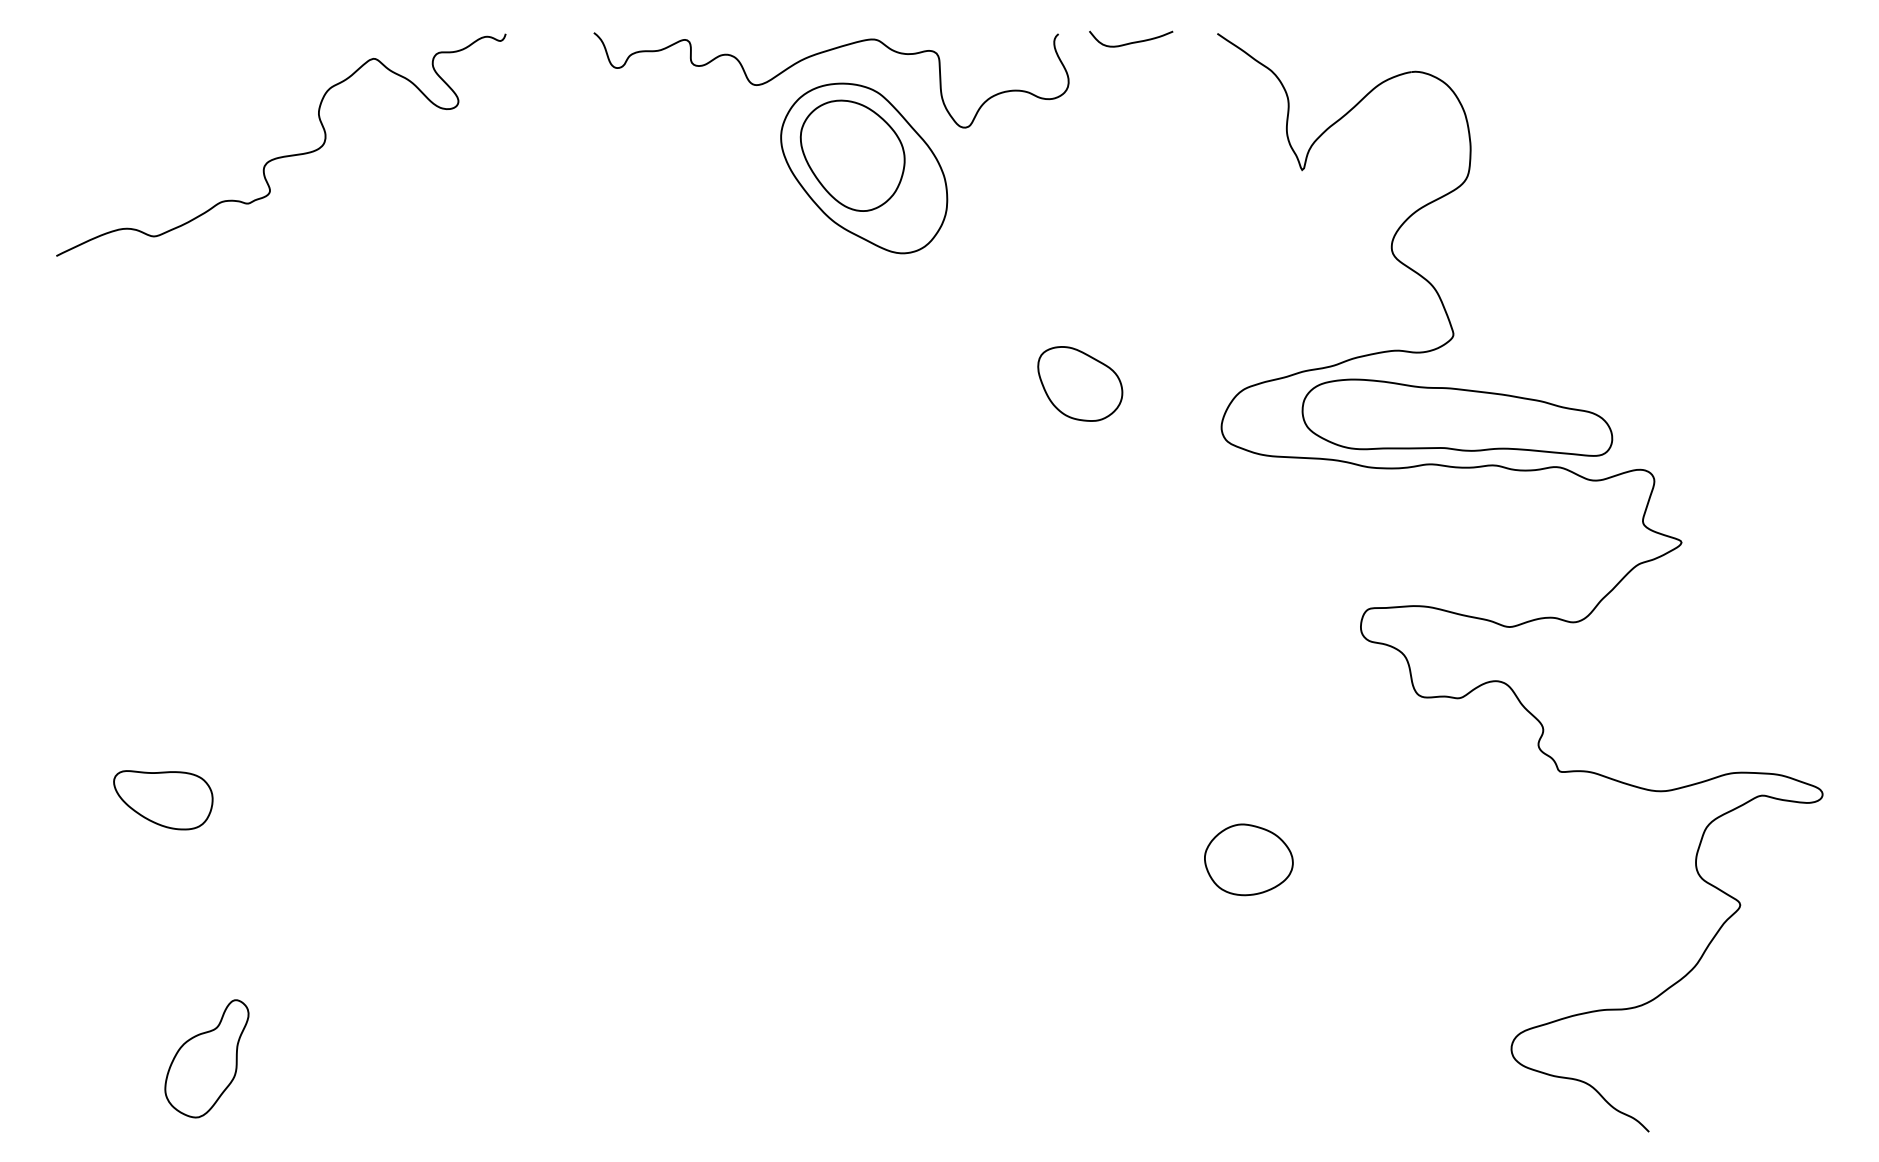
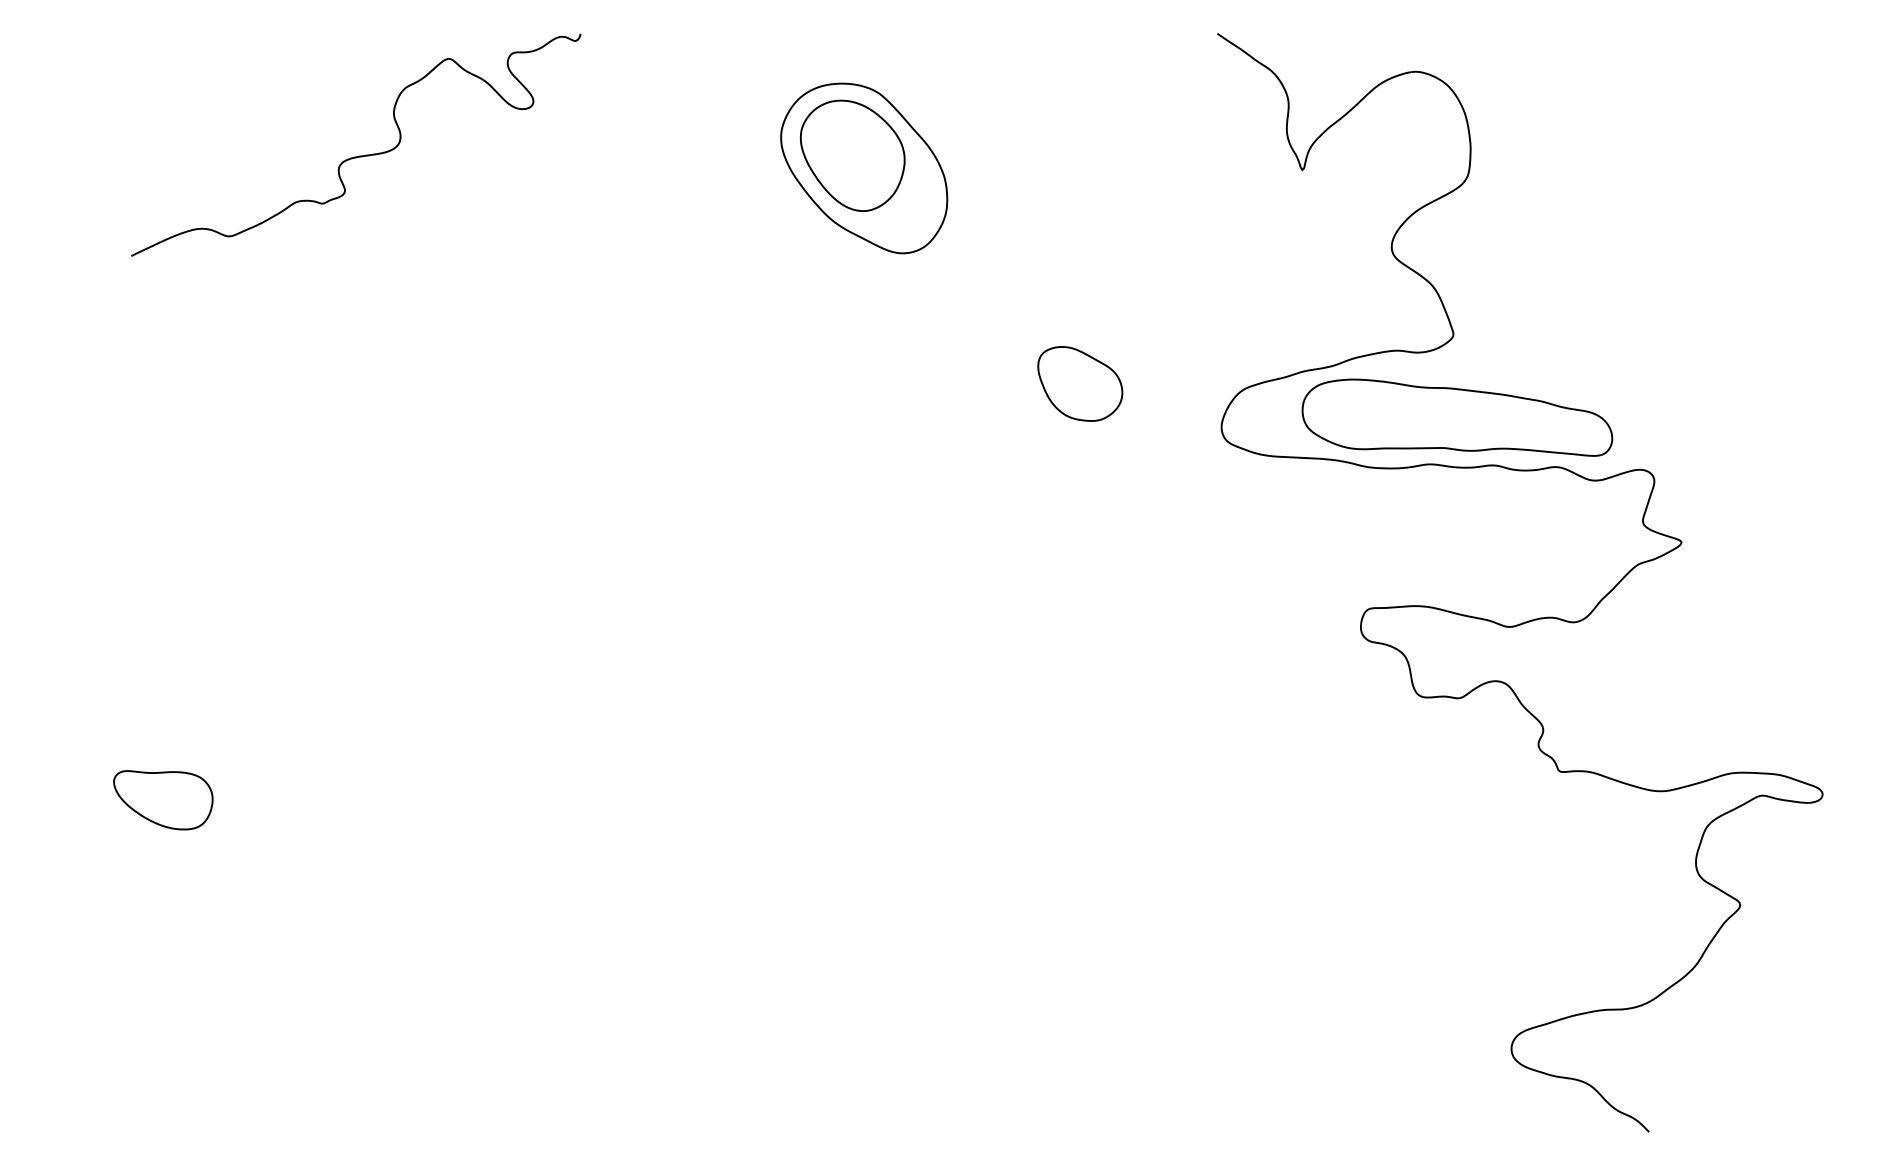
curve: present -> none (1133, 41)
curve: present -> none (822, 53)
curve position: (284, 155) -> (359, 155) (359, 155)
part: present -> none (1248, 859)
part: present -> none (206, 1058)
